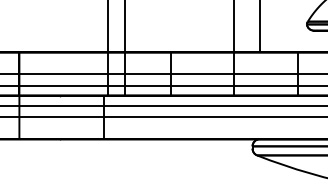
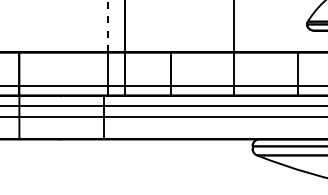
line: solid -> dashed (107, 26)
line: present -> none (259, 27)
line: present -> none (163, 74)
